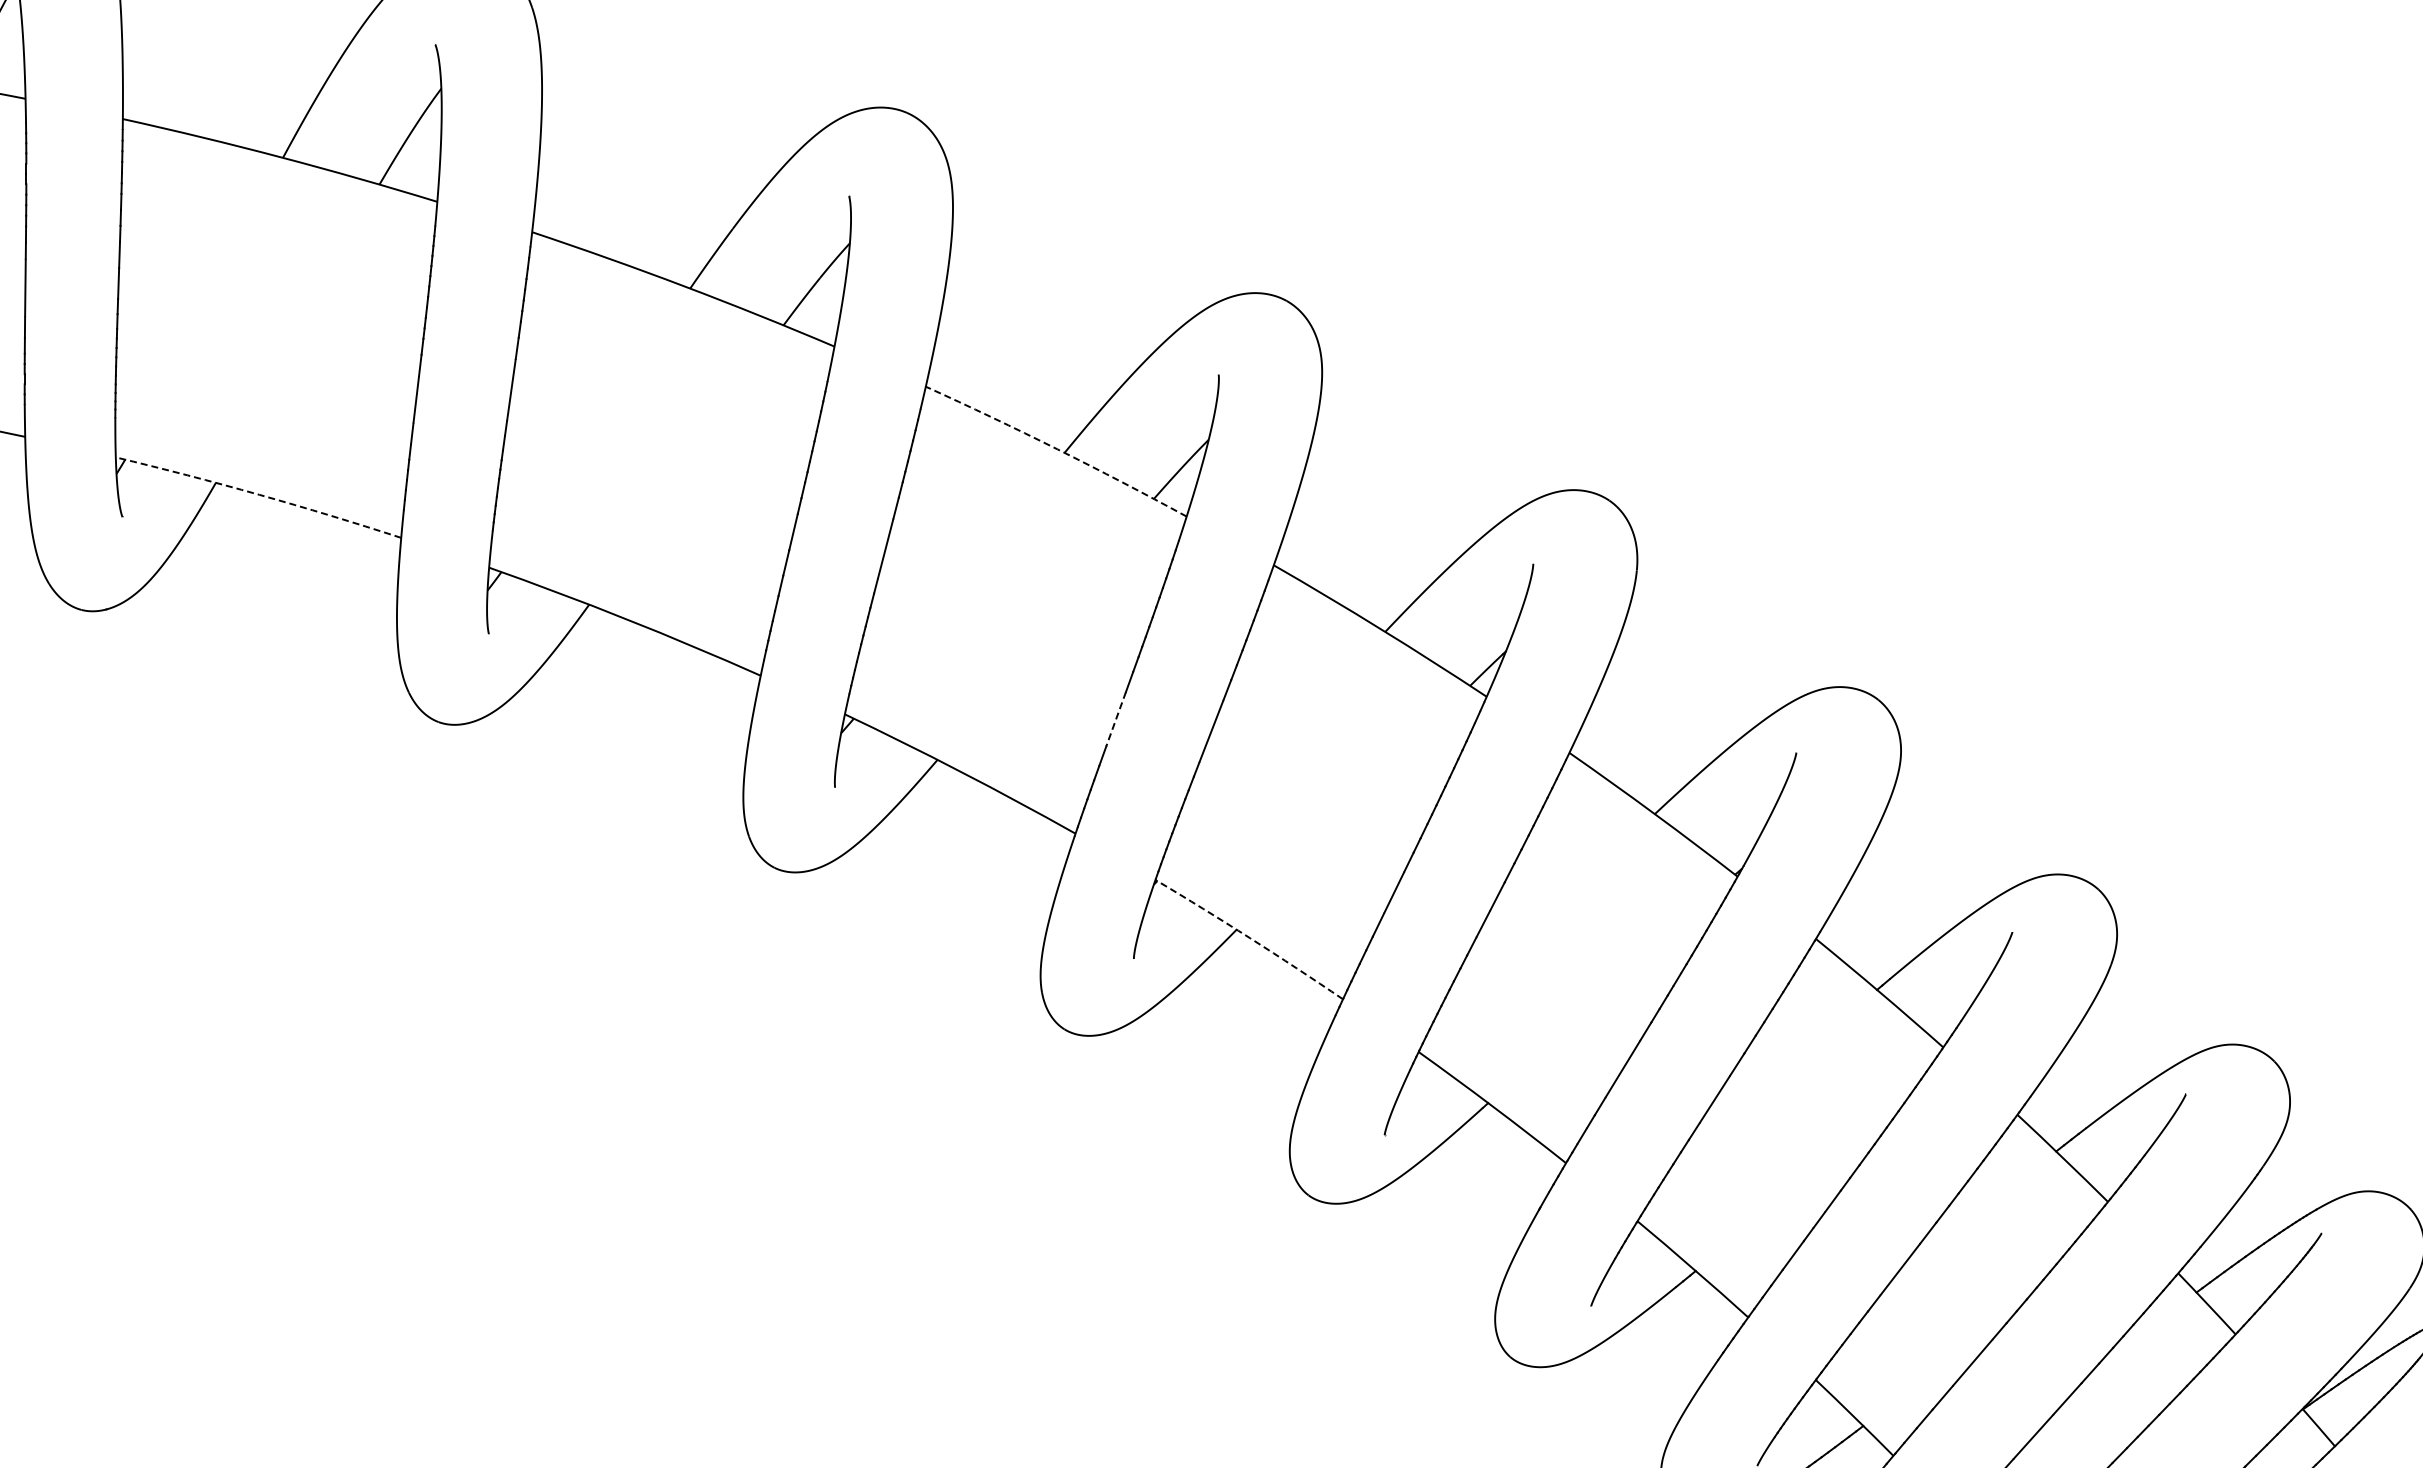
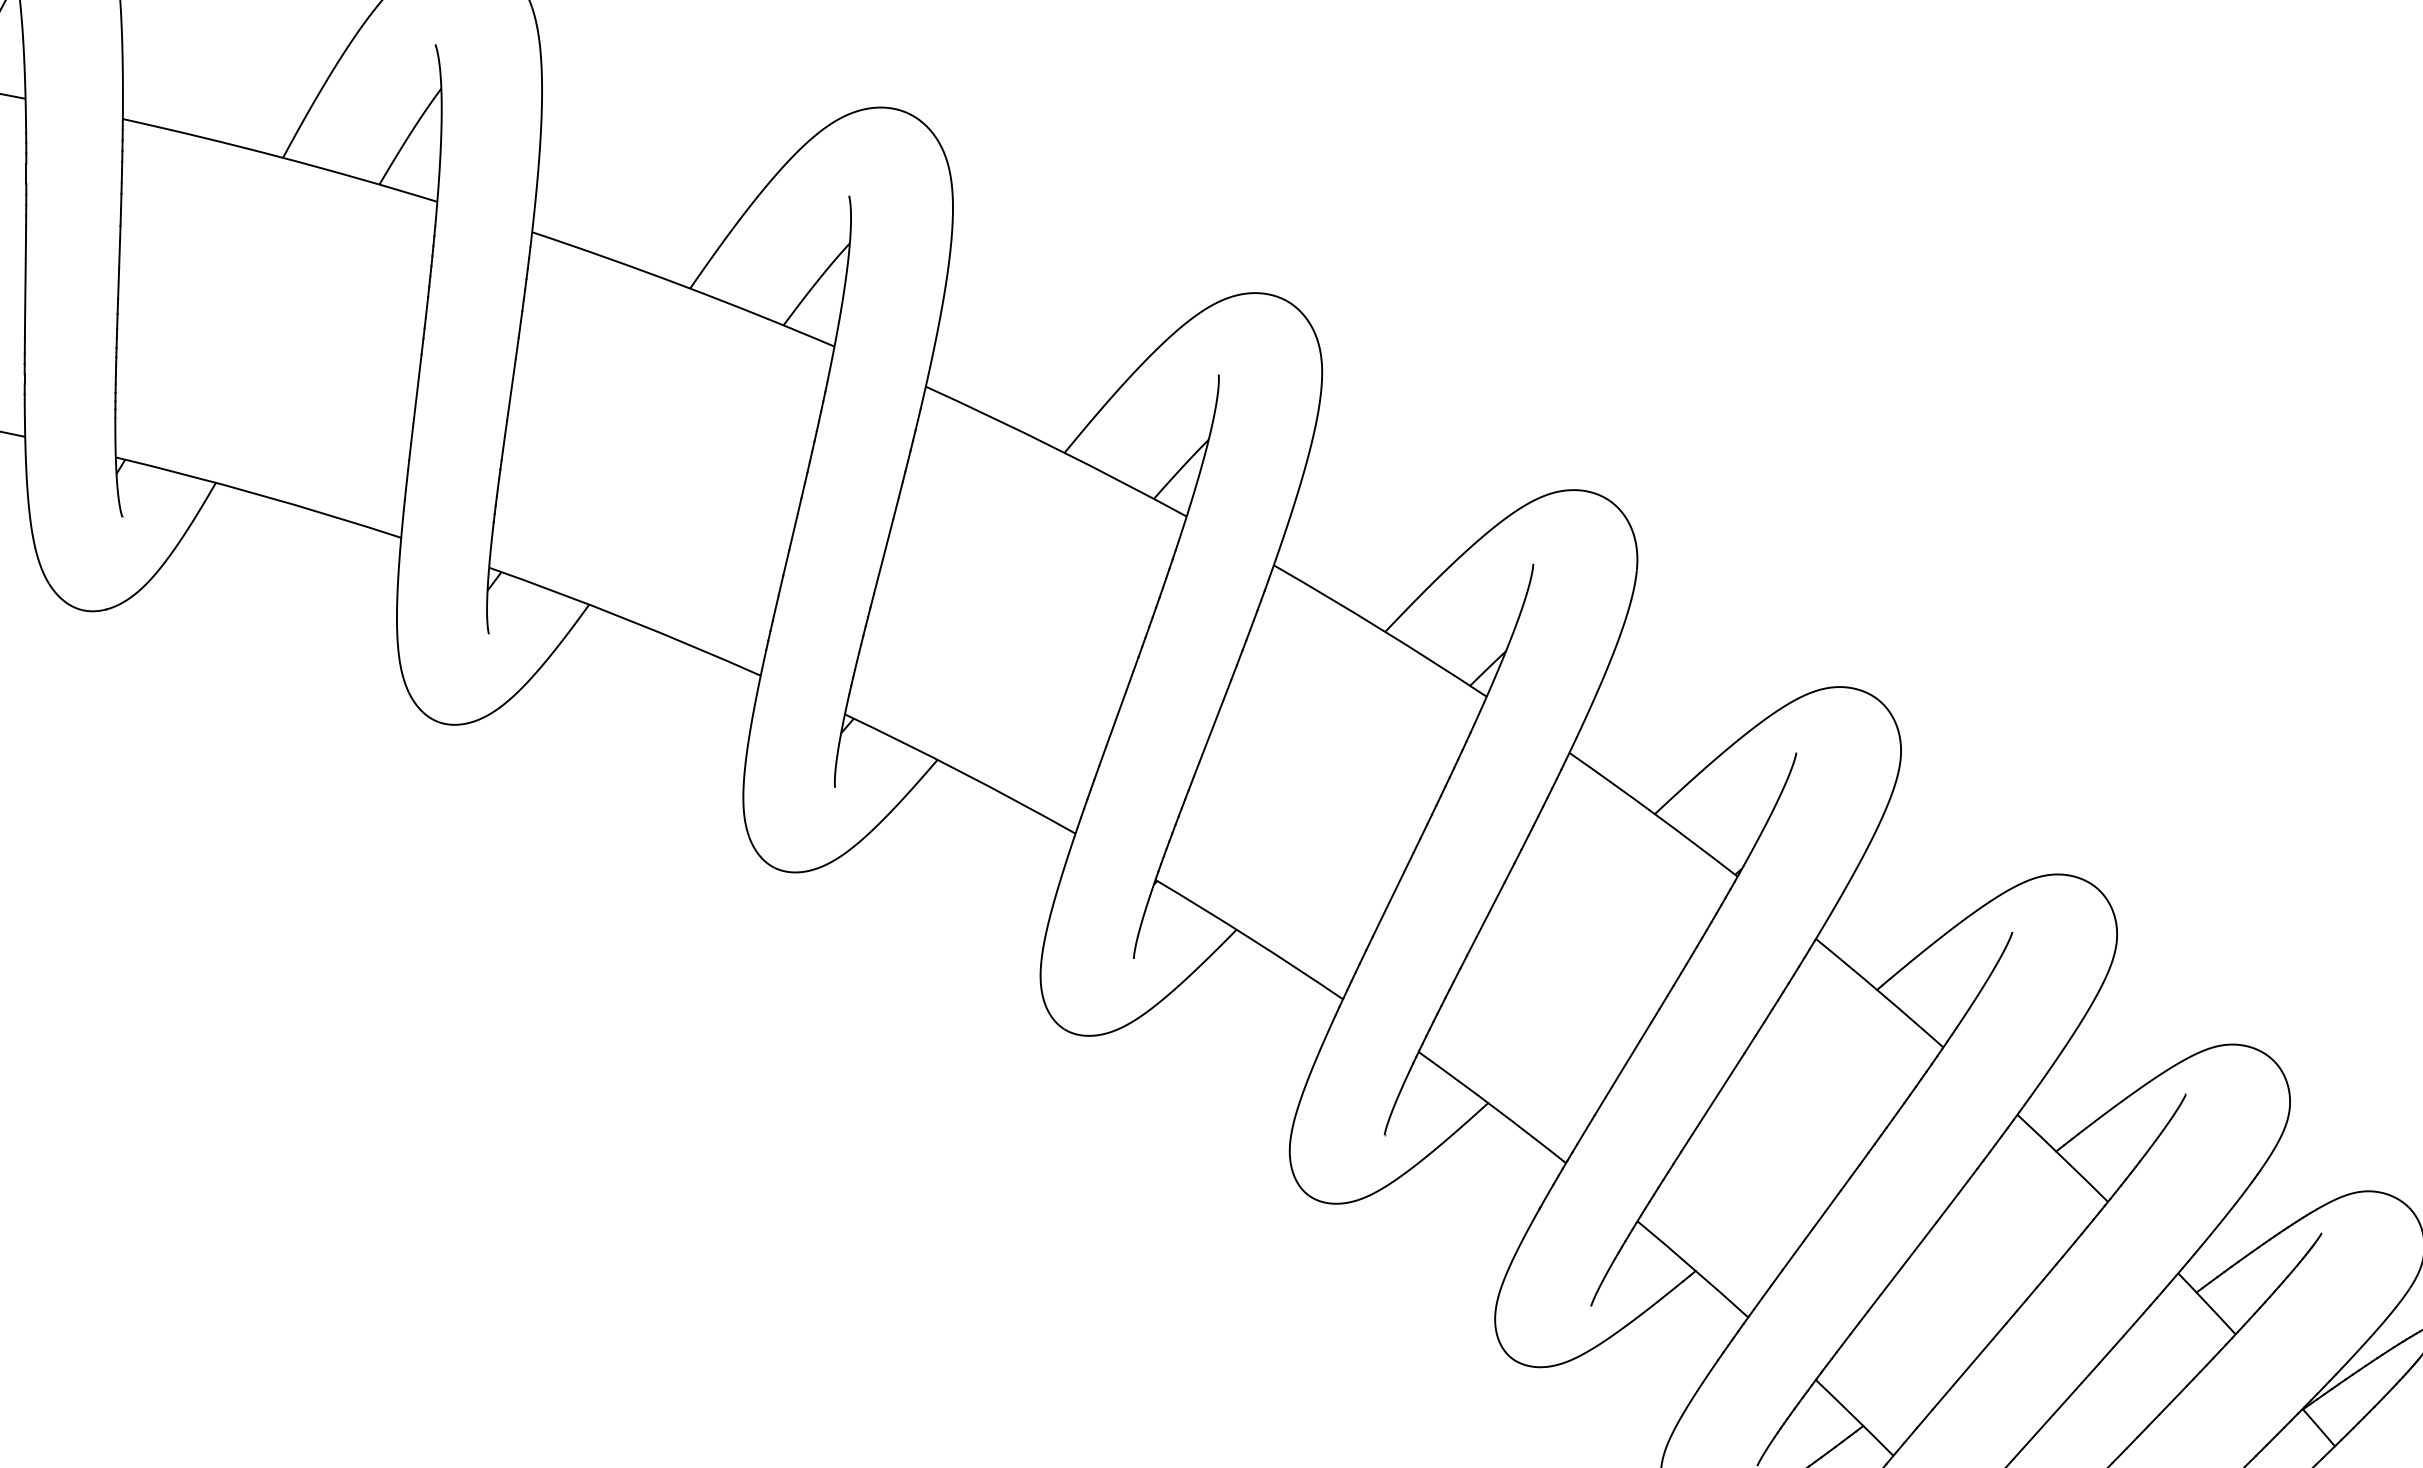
arc: dashed -> solid (1057, 449)
arc: dashed -> solid (259, 494)
line: dashed -> solid (1116, 718)
arc: dashed -> solid (1250, 938)
